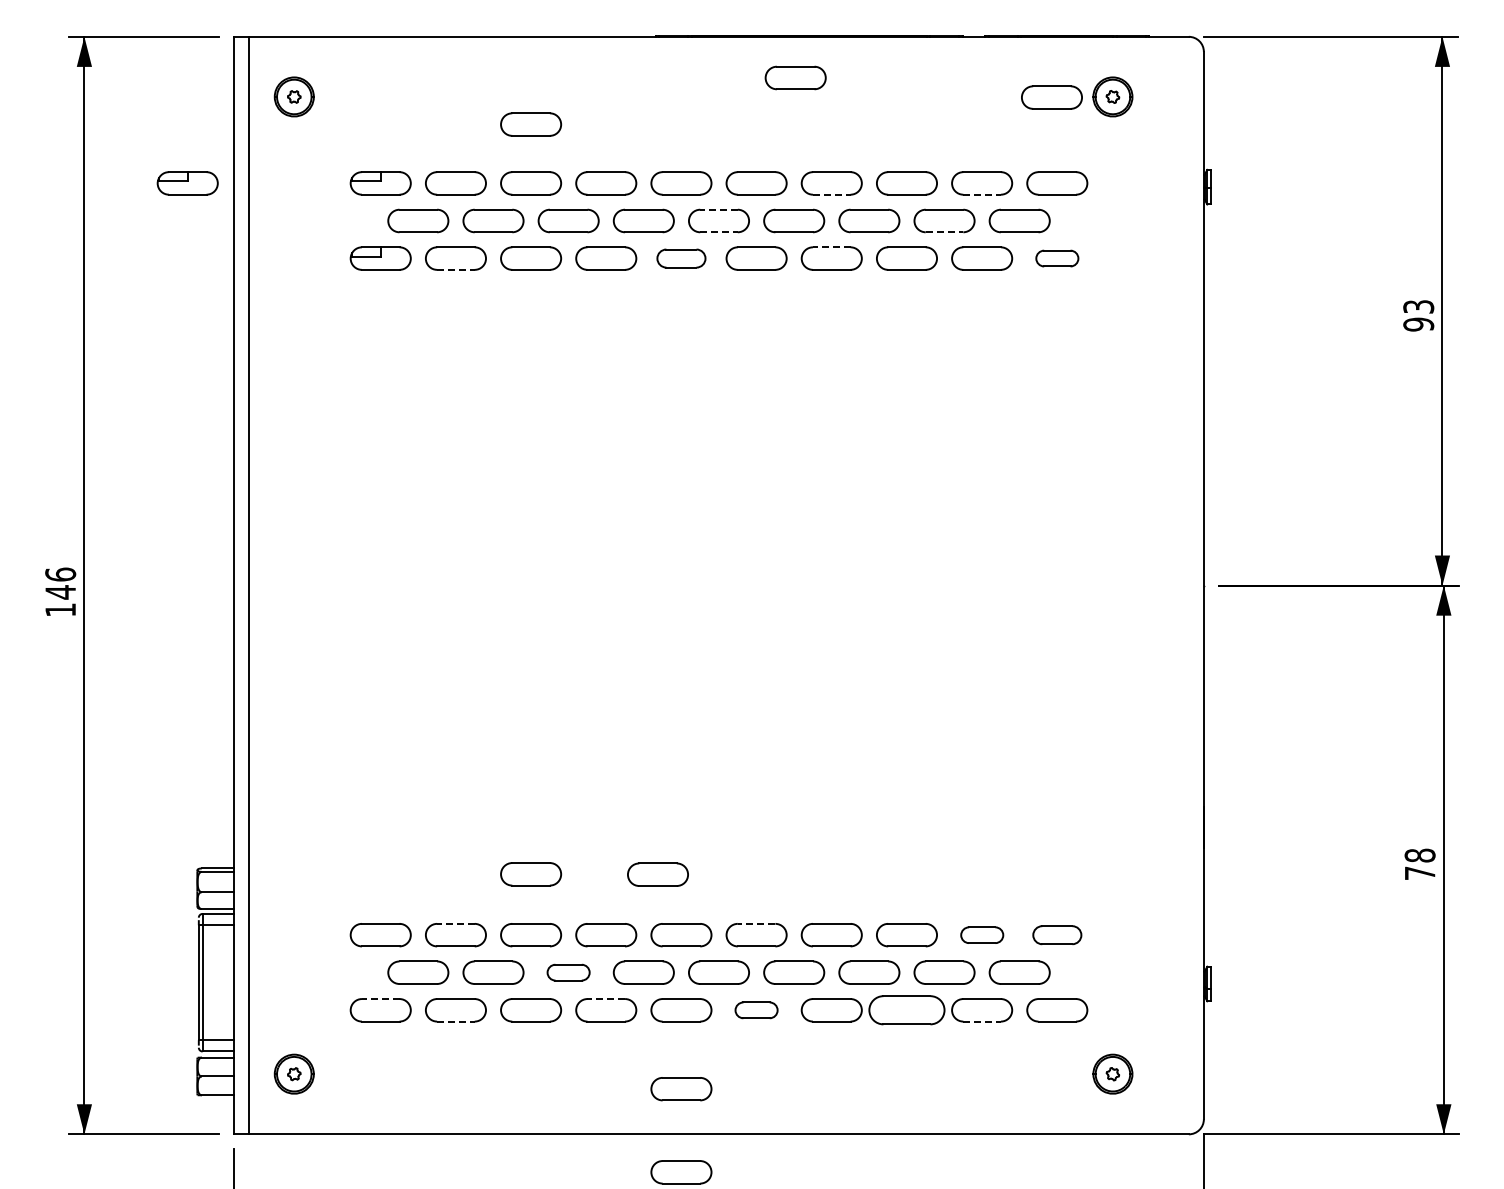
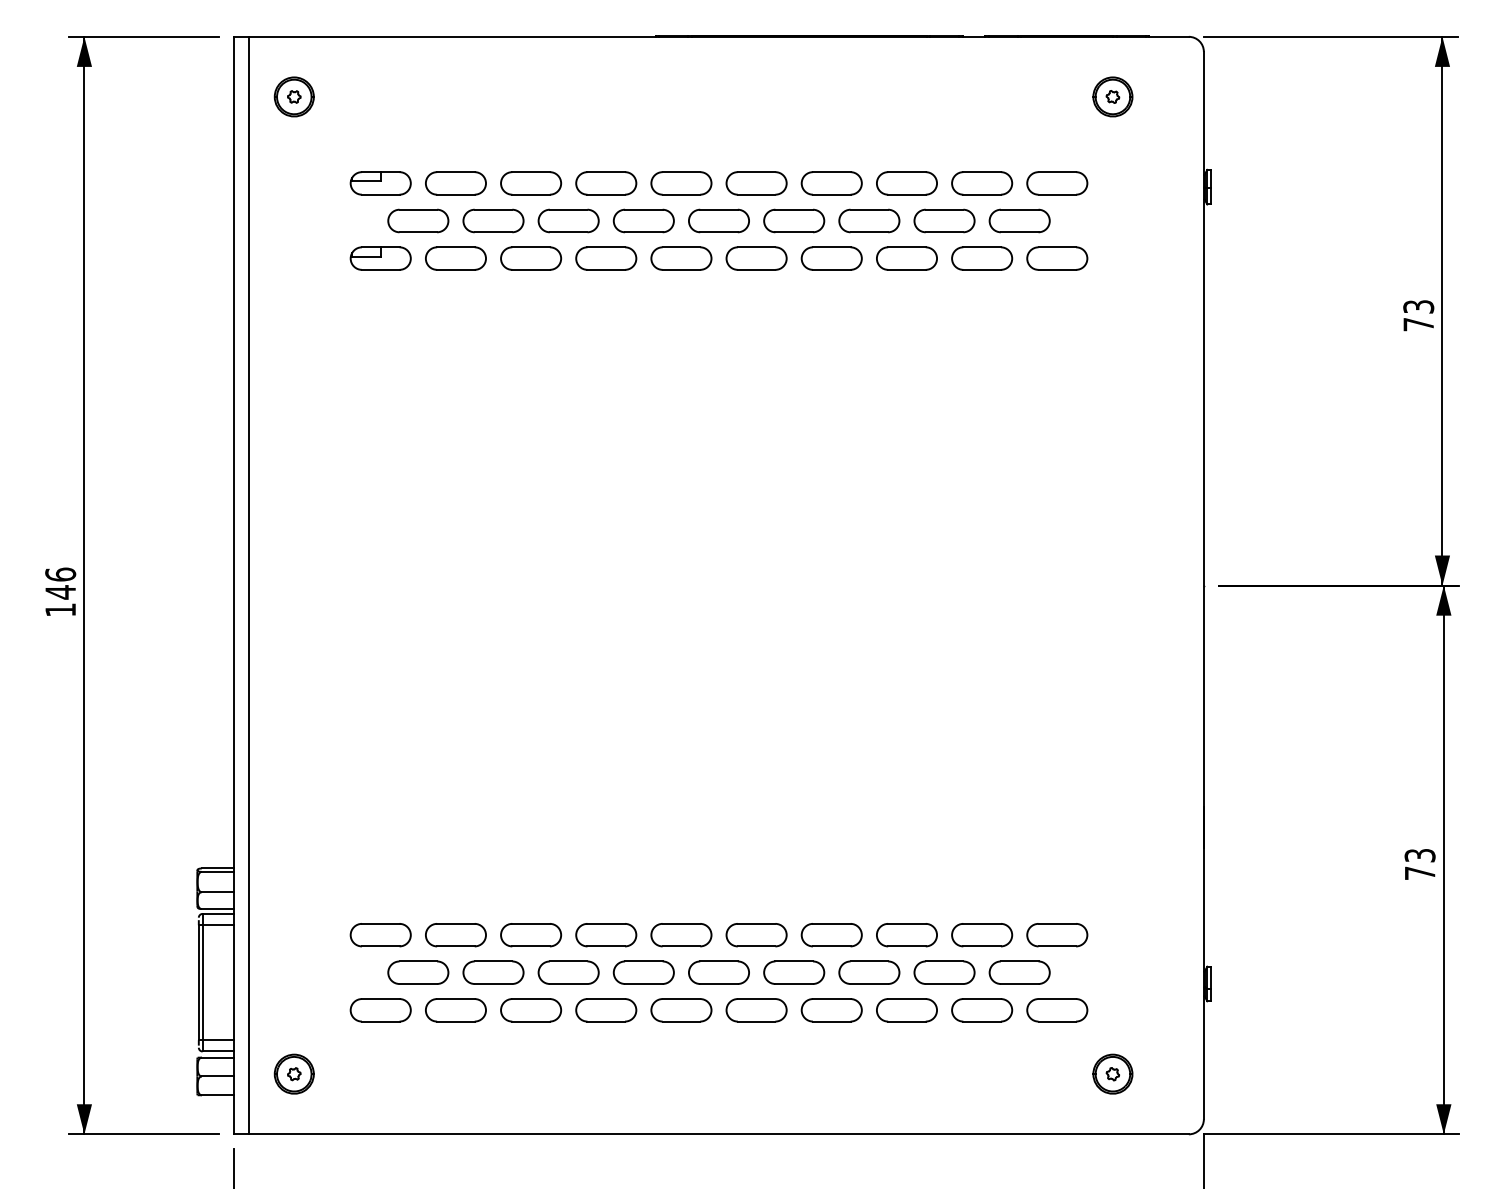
part: present -> none (795, 77)
part: present -> none (1051, 97)
part: present -> none (531, 124)
part: present -> none (187, 183)
line: dashed -> solid (831, 194)
line: dashed -> solid (982, 194)
line: dashed -> solid (719, 209)
line: dashed -> solid (719, 232)
line: dashed -> solid (944, 232)
line: dashed -> solid (831, 247)
part size: 51x21 px -> 63x25 px (681, 258)
part size: 45x19 px -> 63x25 px (1057, 258)
line: dashed -> solid (455, 269)
text: 93 -> 73 (1418, 324)
text: 78 -> 73 (1419, 855)
part: present -> none (531, 874)
part: present -> none (657, 874)
line: dashed -> solid (455, 923)
line: dashed -> solid (756, 923)
part size: 45x18 px -> 63x25 px (982, 935)
part size: 51x21 px -> 63x25 px (1057, 935)
part size: 45x19 px -> 63x25 px (568, 972)
line: dashed -> solid (380, 999)
line: dashed -> solid (606, 999)
part size: 45x19 px -> 63x25 px (756, 1010)
part size: 78x31 px -> 62x25 px (906, 1010)
line: dashed -> solid (455, 1021)
line: dashed -> solid (982, 1021)
part: present -> none (681, 1089)
part: present -> none (681, 1172)
